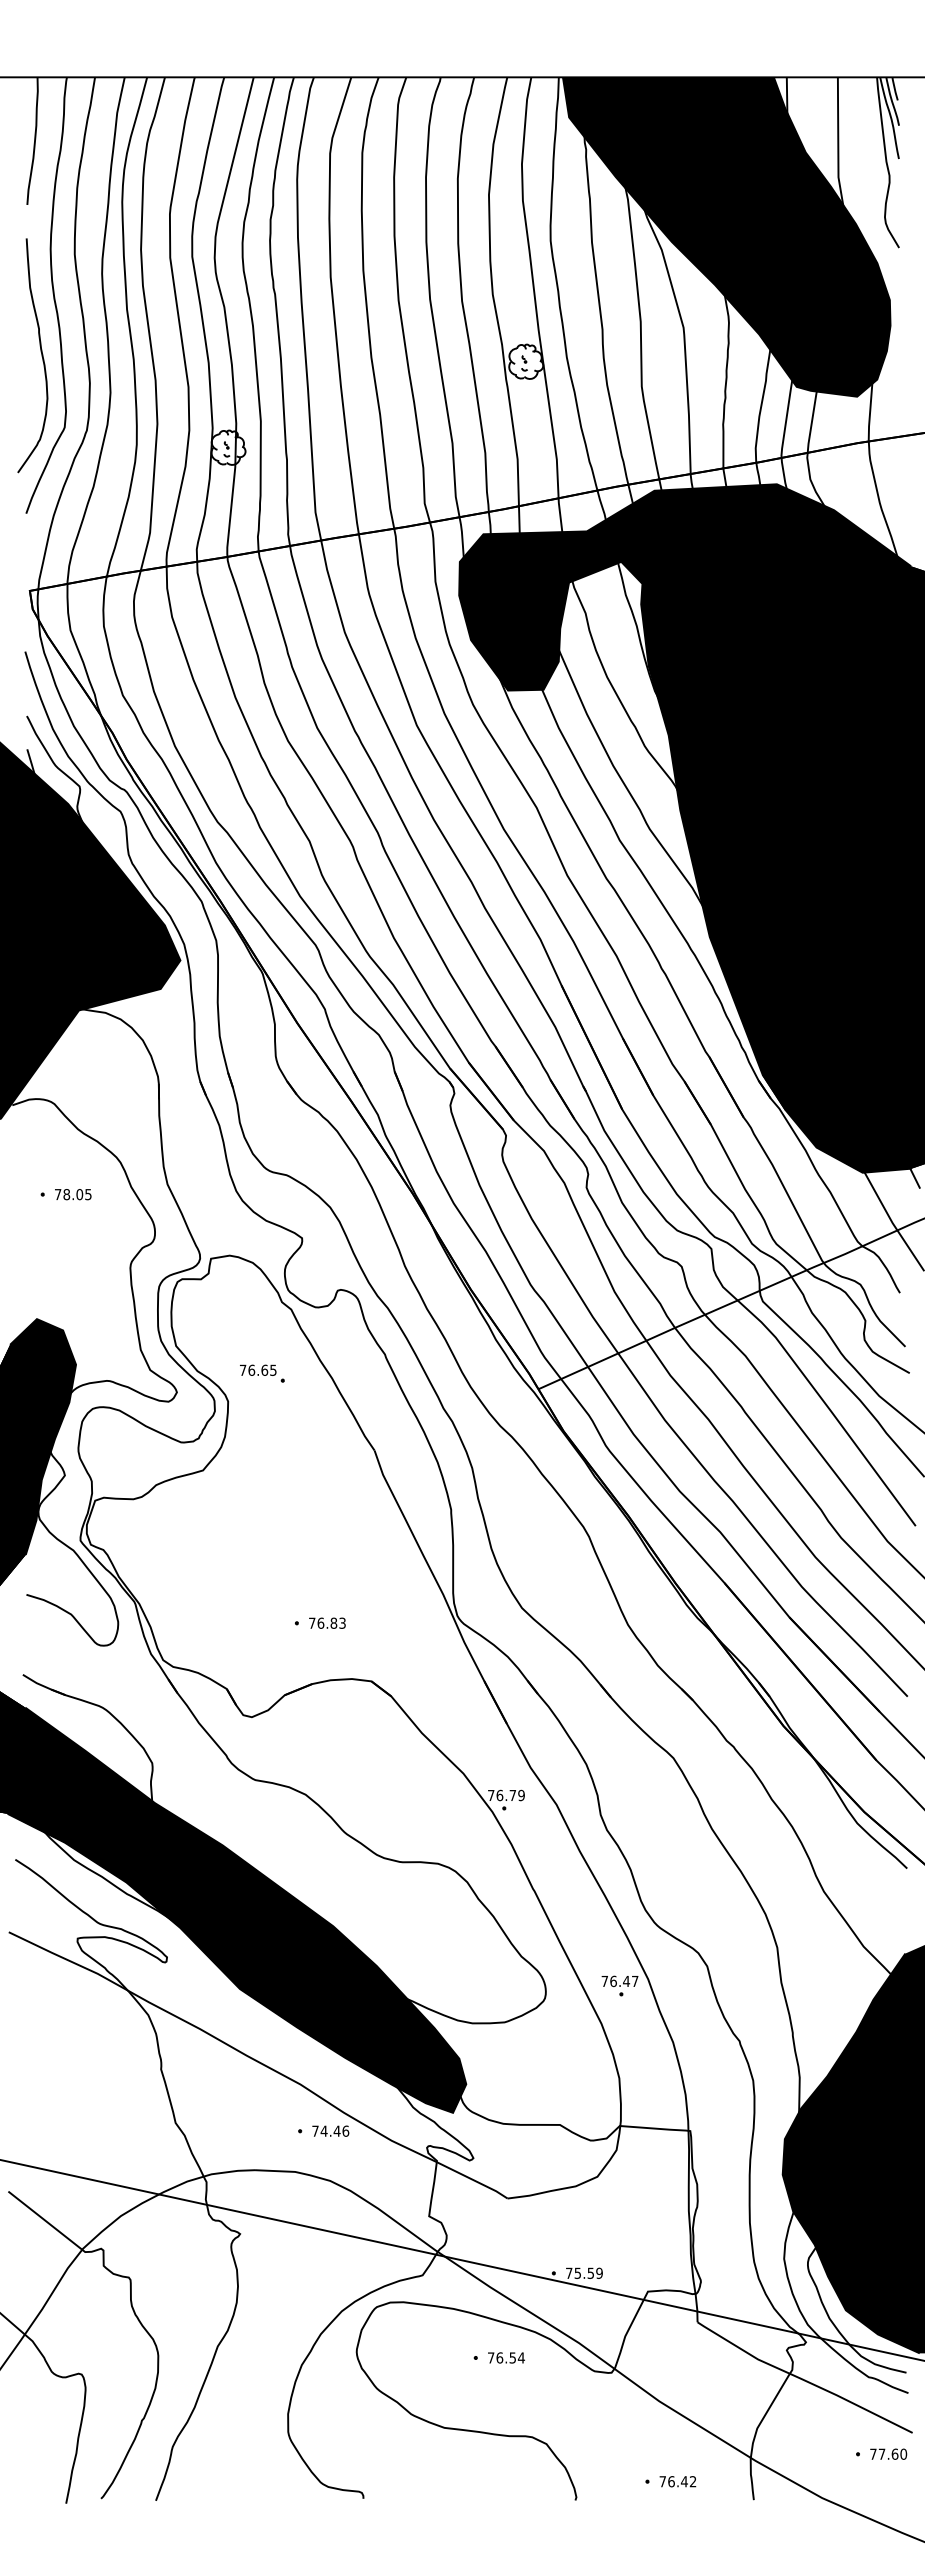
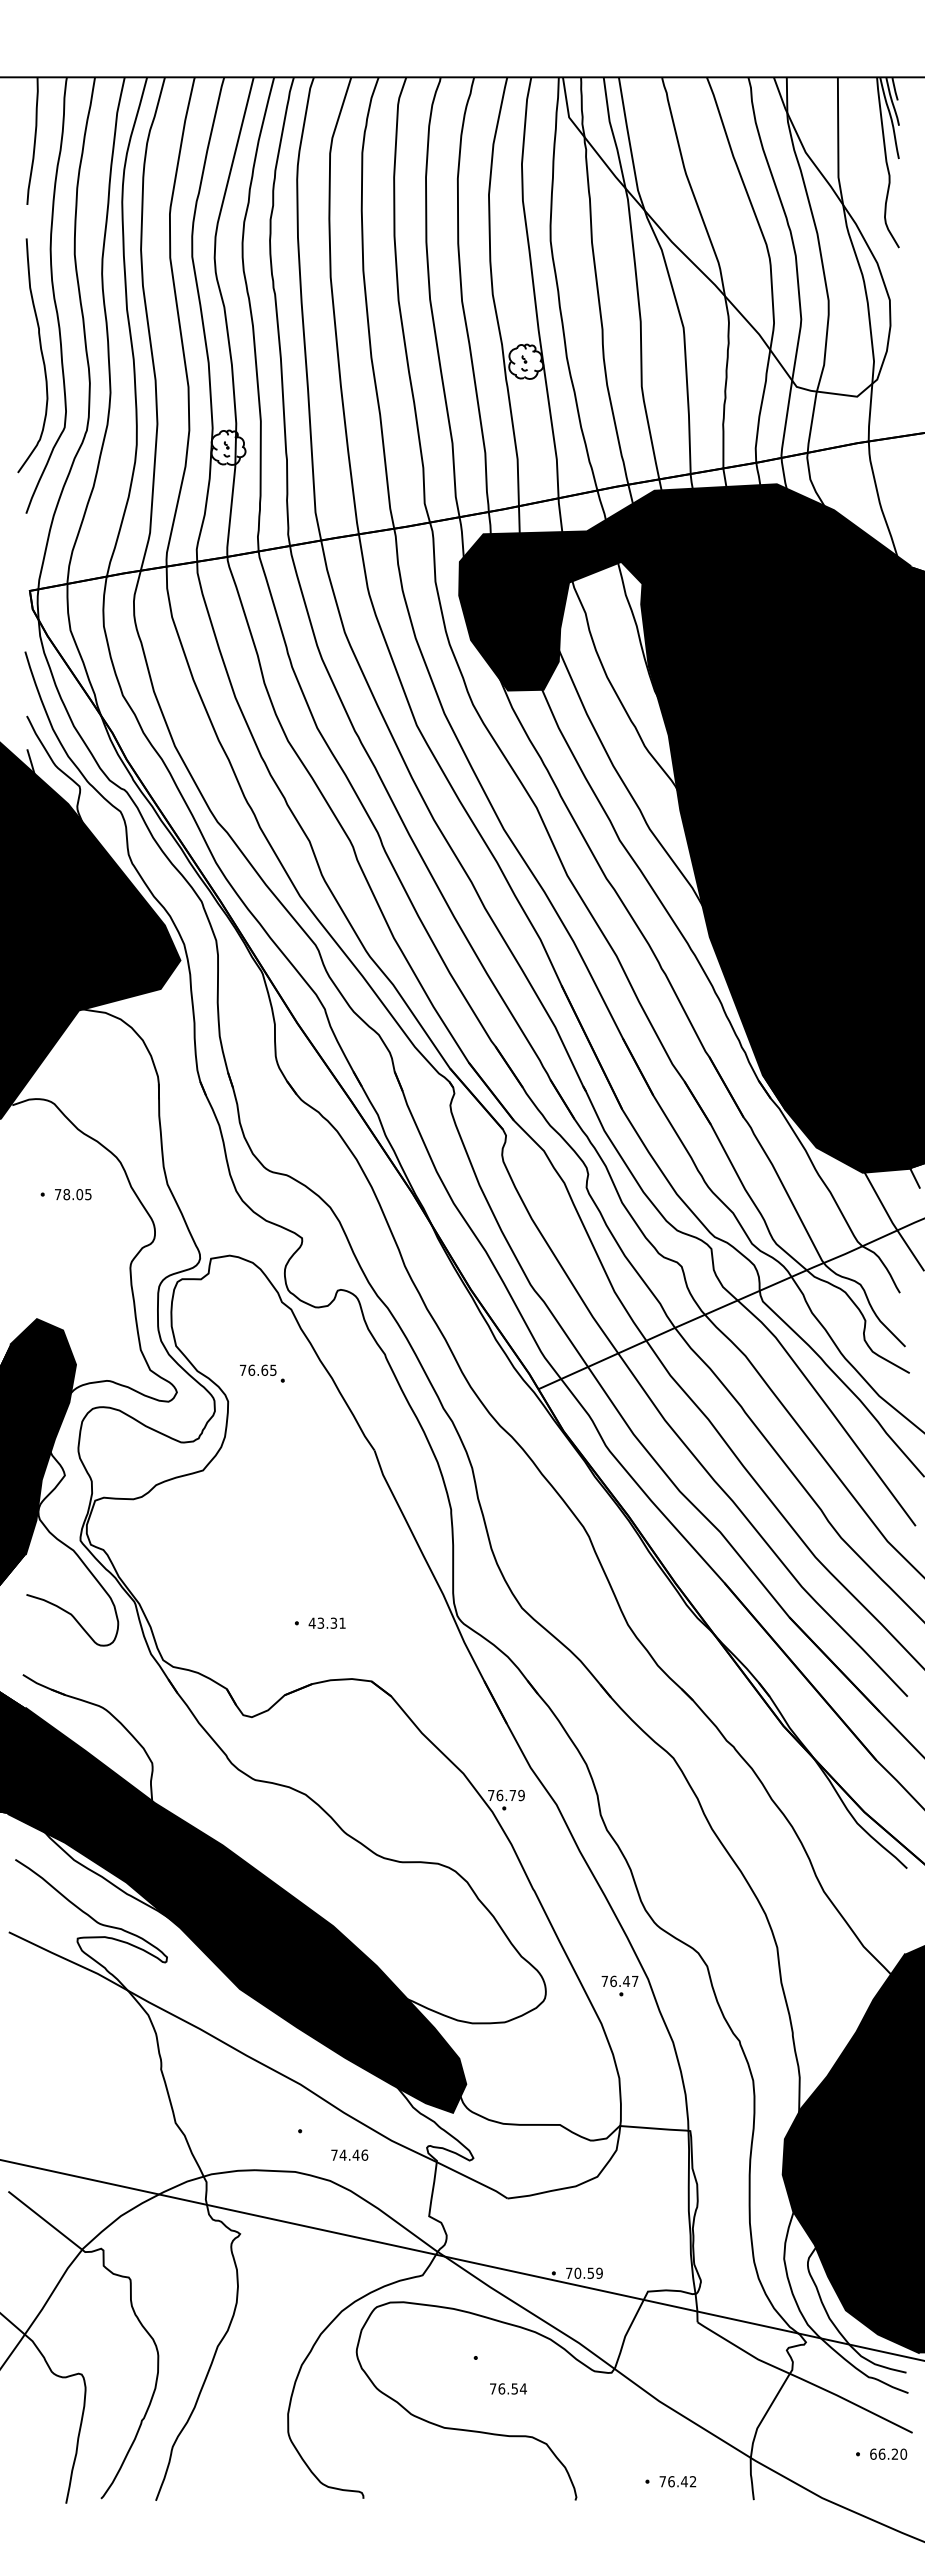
fill: present -> none (726, 236)
text: 76.83 -> 43.31 (326, 1622)
text position: (330, 2130) -> (349, 2154) (349, 2154)
text: 75.59 -> 70.59 (577, 2272)
text position: (506, 2357) -> (508, 2388) (508, 2388)
text: 77.60 -> 66.20 (884, 2453)
